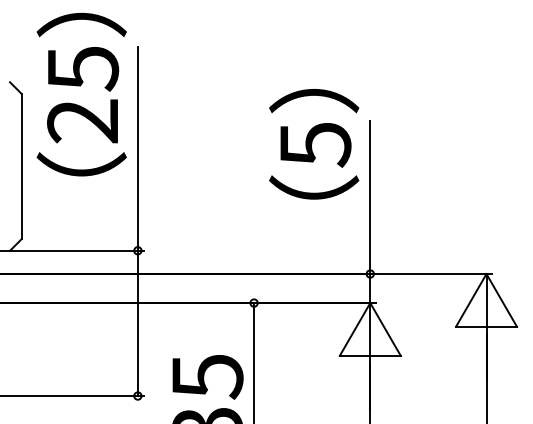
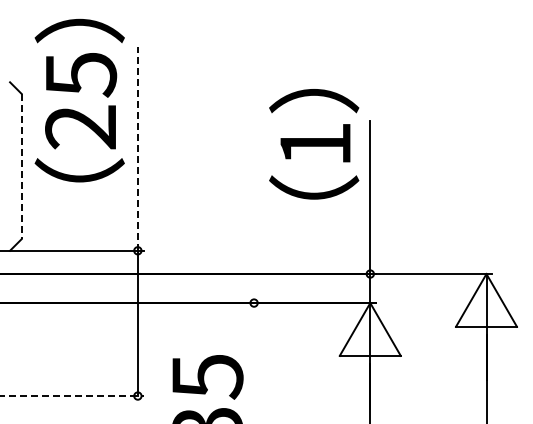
text position: (81, 94) -> (79, 100) (79, 100)
text: 5 -> 1 (315, 145)
line: solid -> dashed (137, 148)
line: solid -> dashed (21, 166)
line: present -> none (254, 361)
line: solid -> dashed (72, 396)
